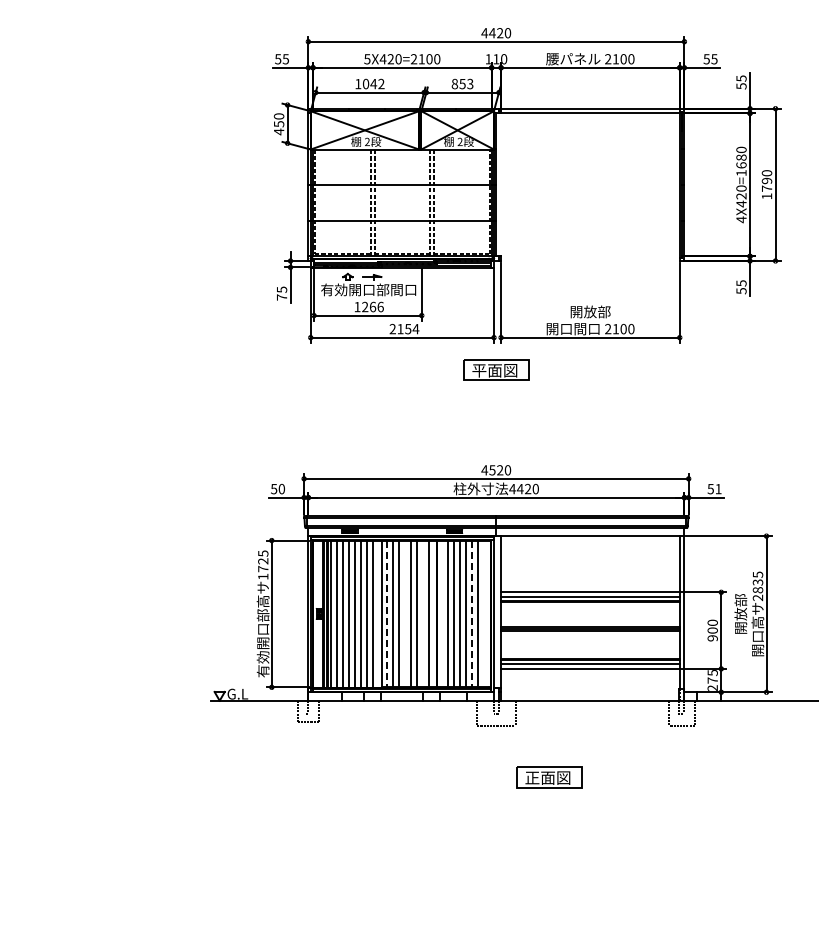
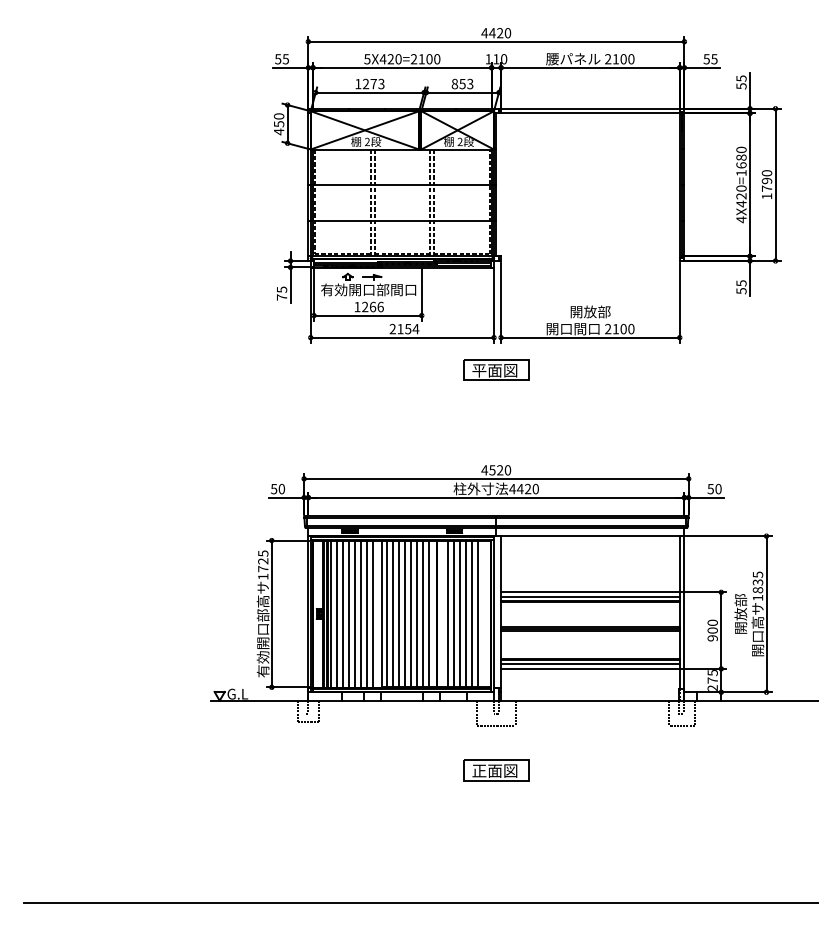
text: 1042 -> 1273 (373, 84)
text: 51 -> 50 (718, 488)
text: 2835 -> 1835 (757, 597)
line: none -> present (404, 613)
line: none -> present (422, 613)
line: dashed -> solid (386, 614)
line: dashed -> solid (471, 614)
part position: (549, 777) -> (496, 770) (496, 770)
line: none -> present (419, 903)
